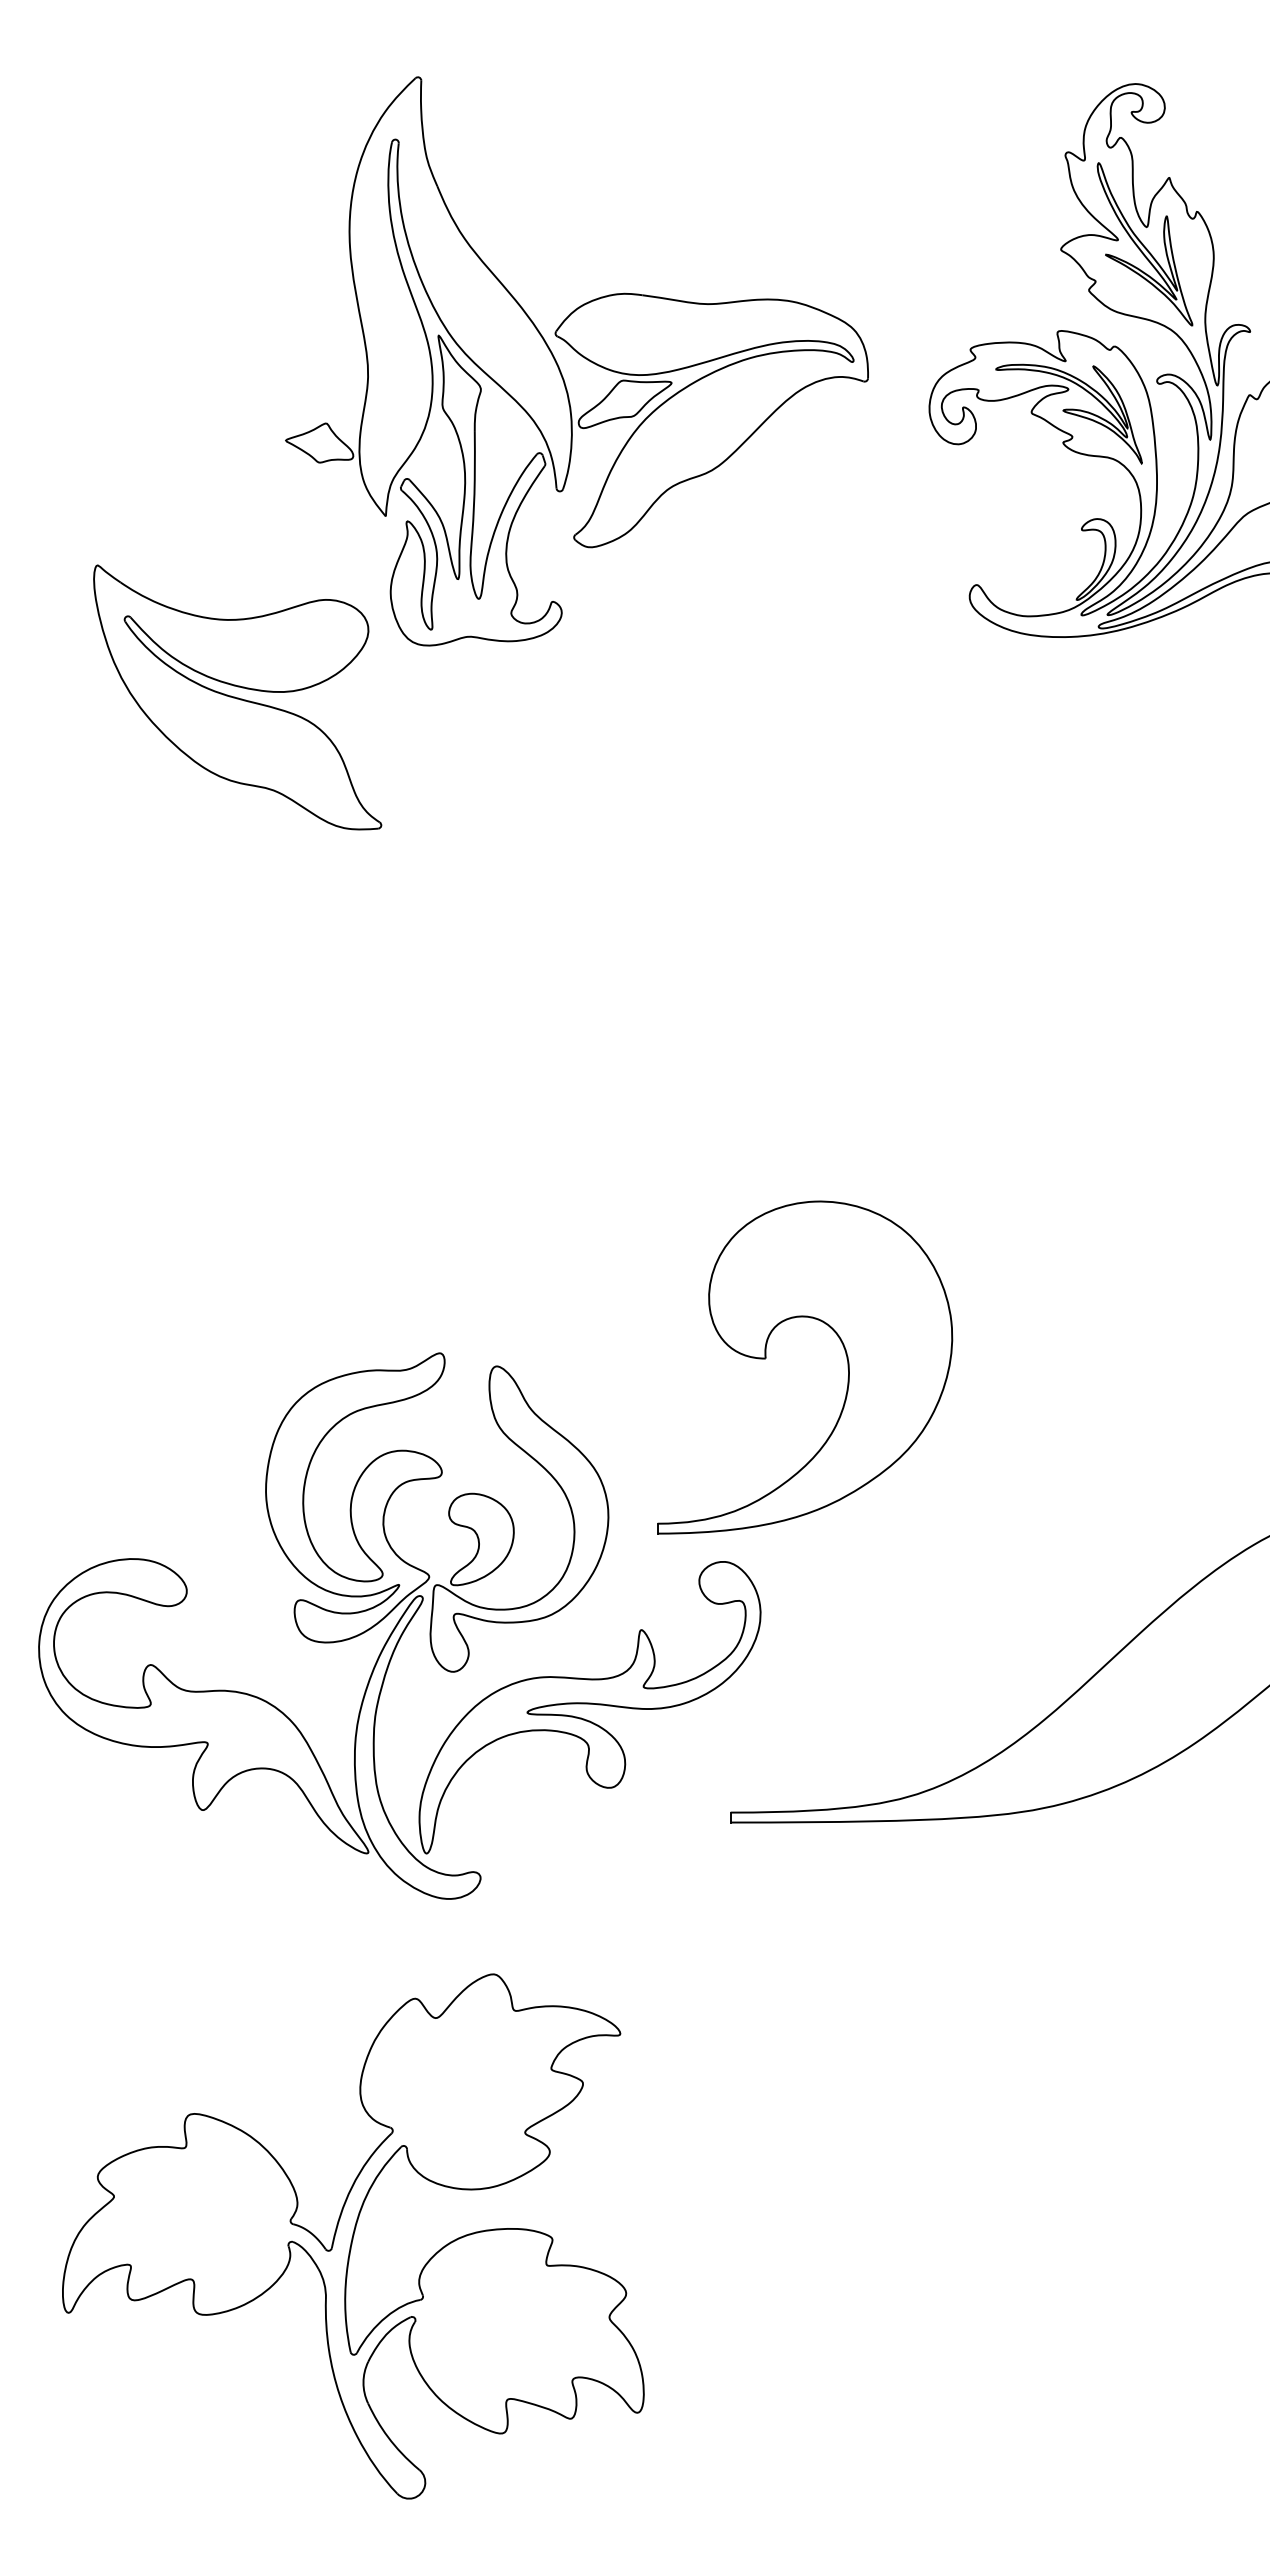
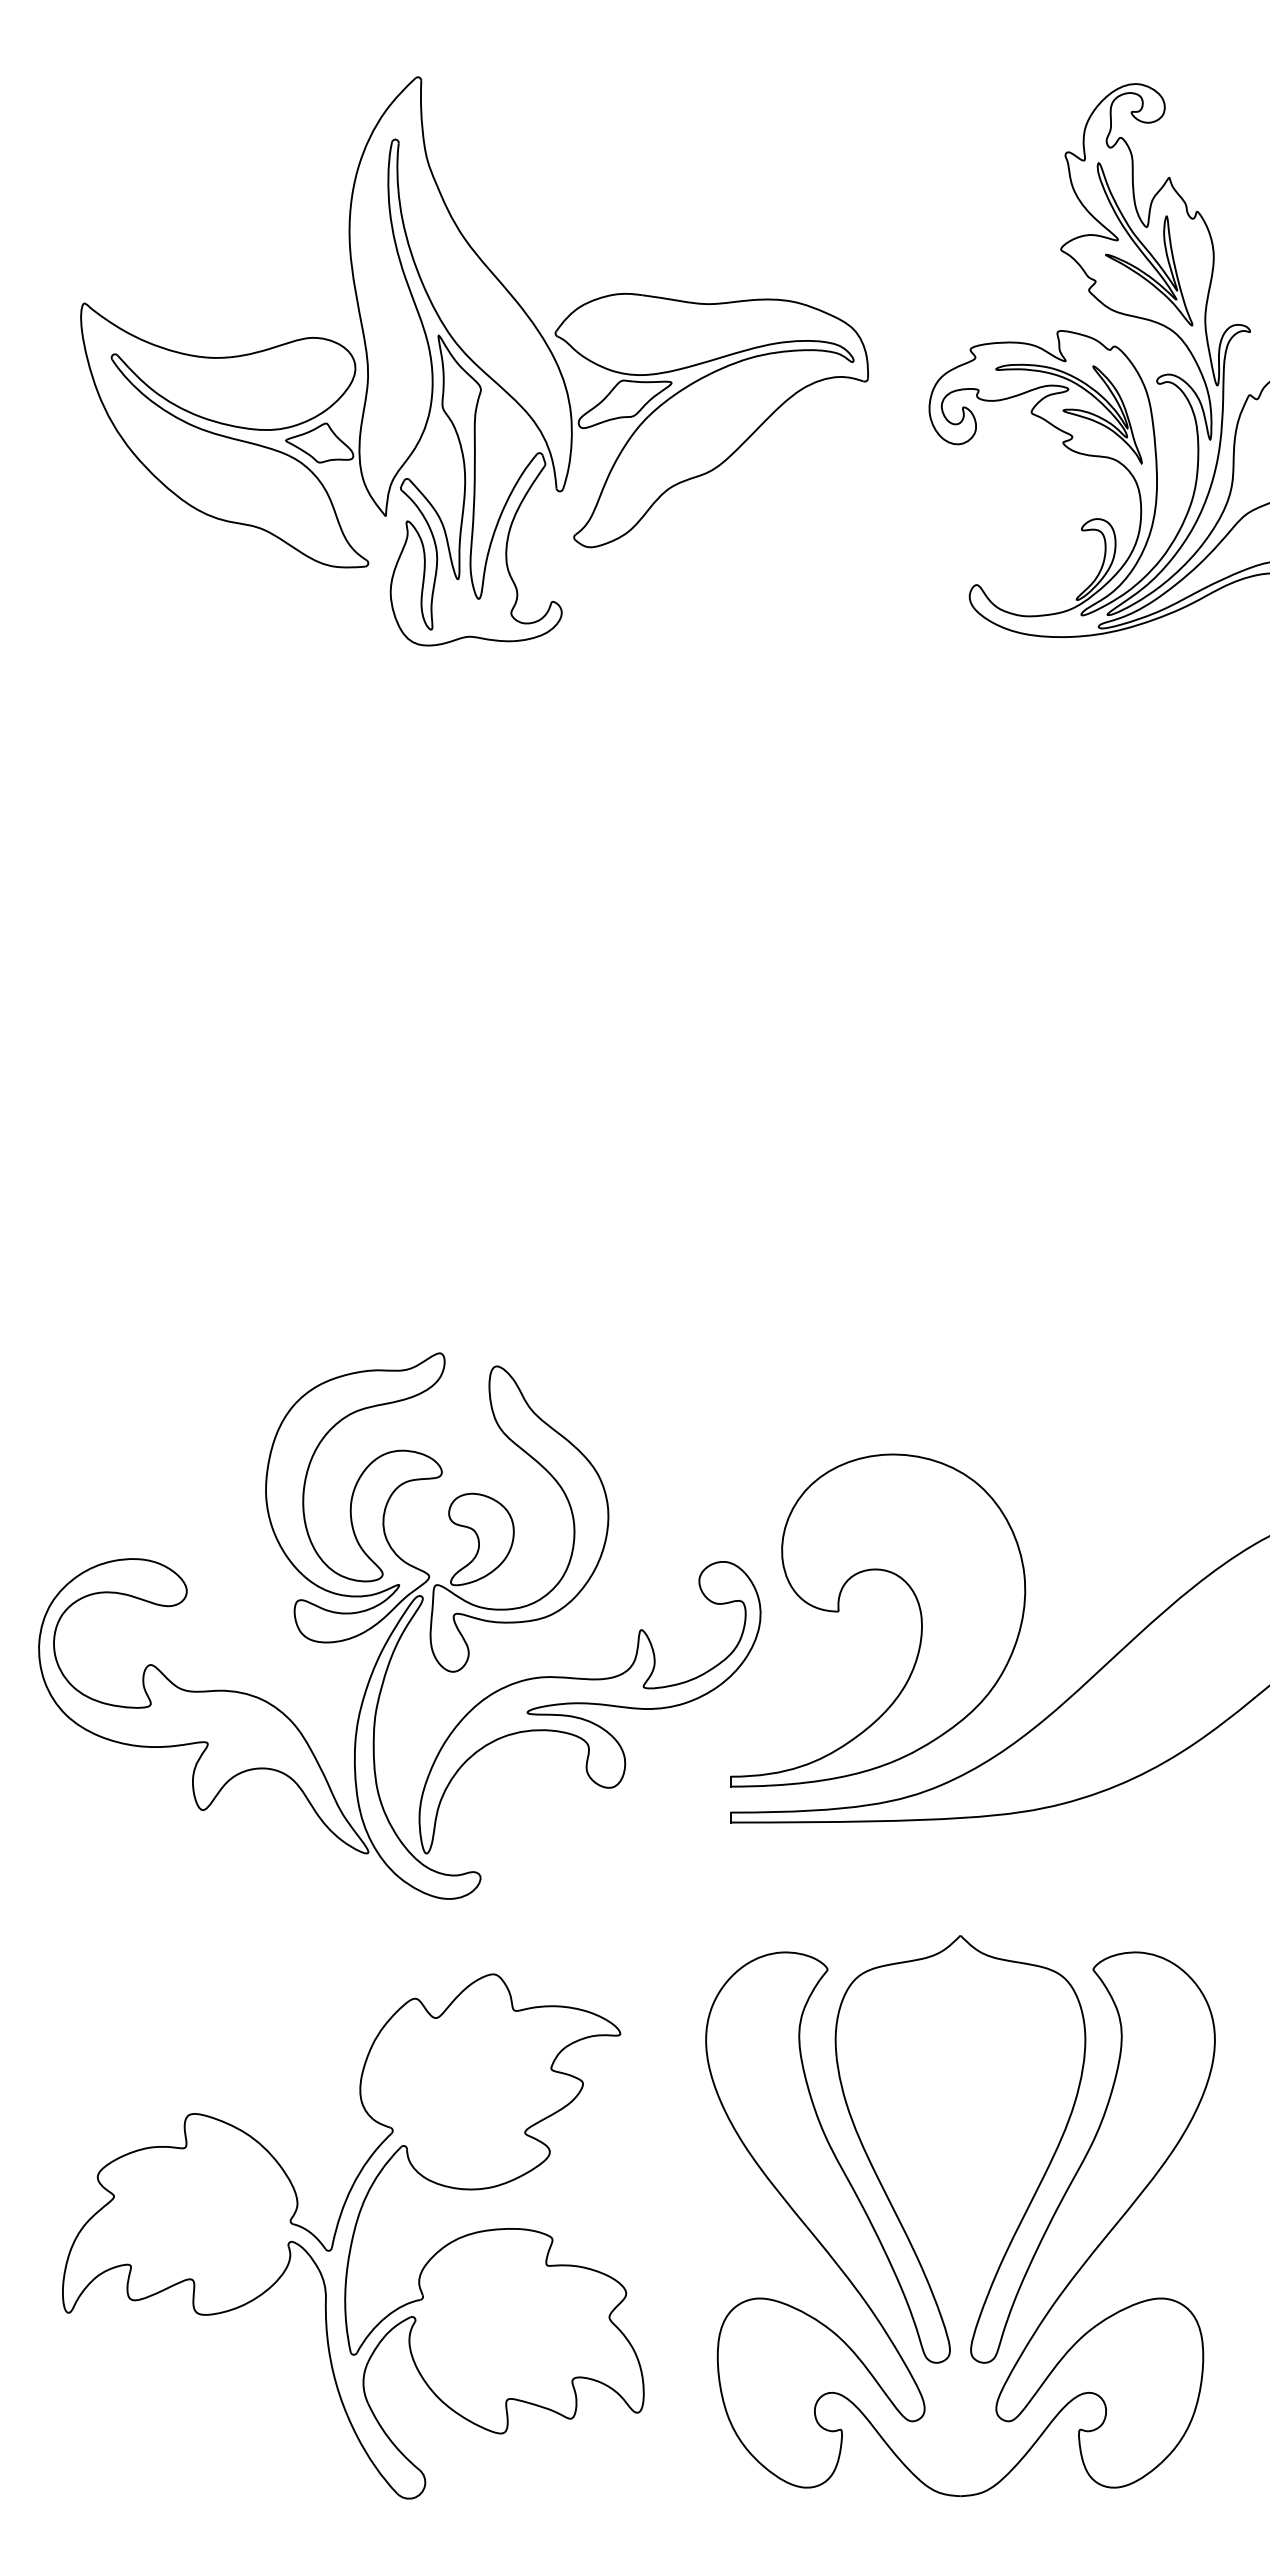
part position: (237, 697) -> (224, 435) (224, 435)
part position: (766, 1358) -> (839, 1611) (839, 1611)
part: none -> present (960, 2216)
